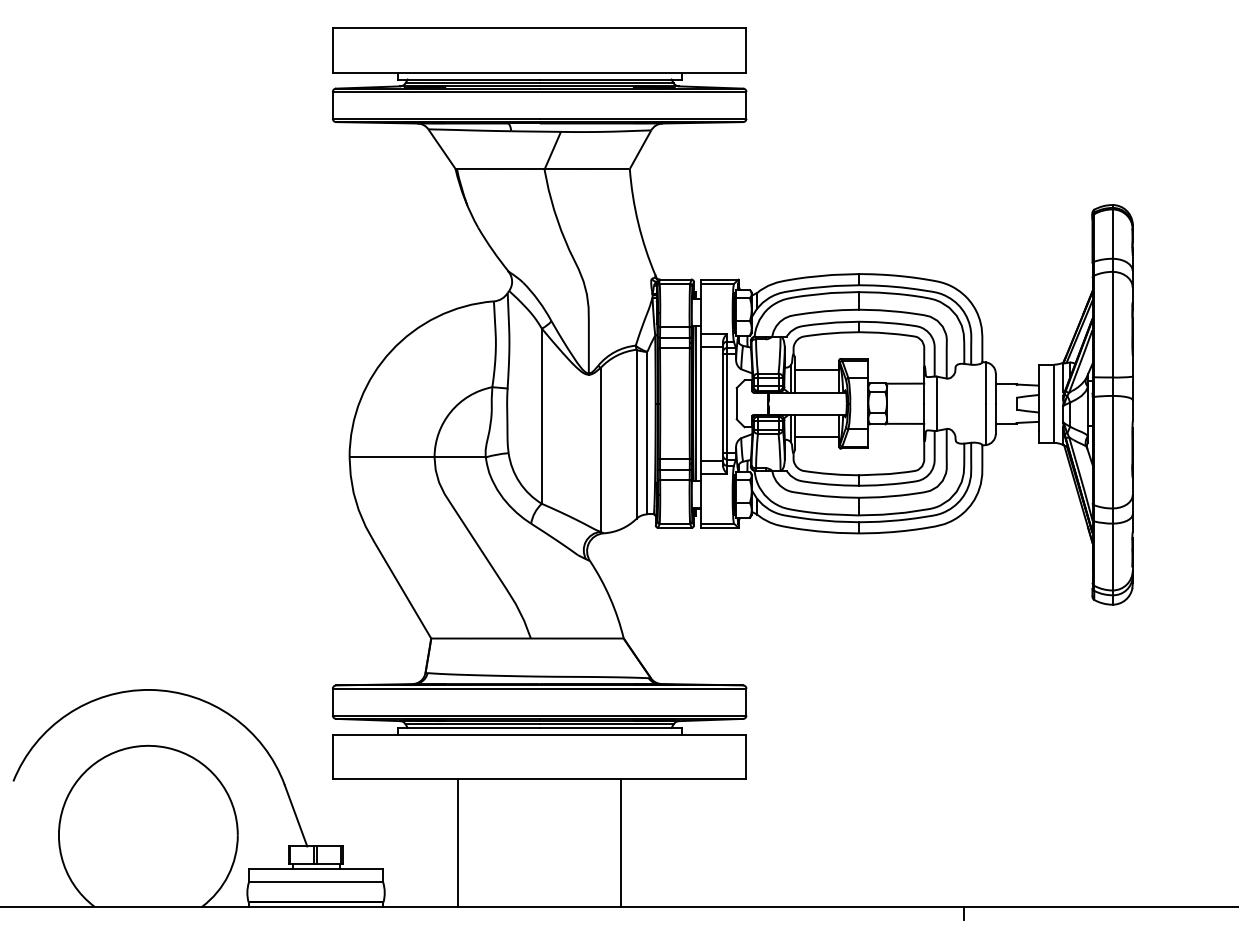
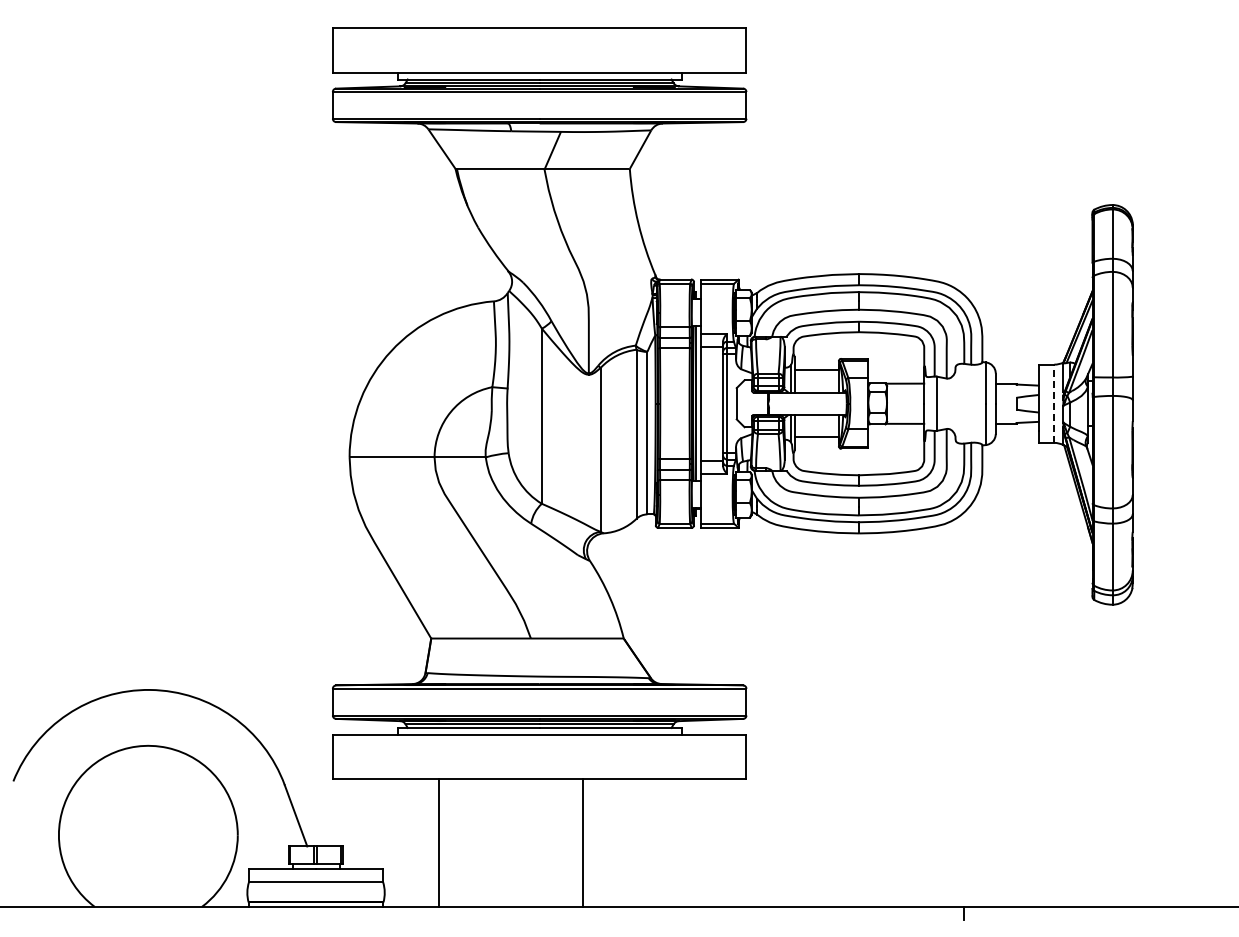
line: solid -> dashed (1054, 403)
line position: (458, 842) -> (439, 842) (439, 842)
line position: (621, 842) -> (583, 842) (583, 842)
